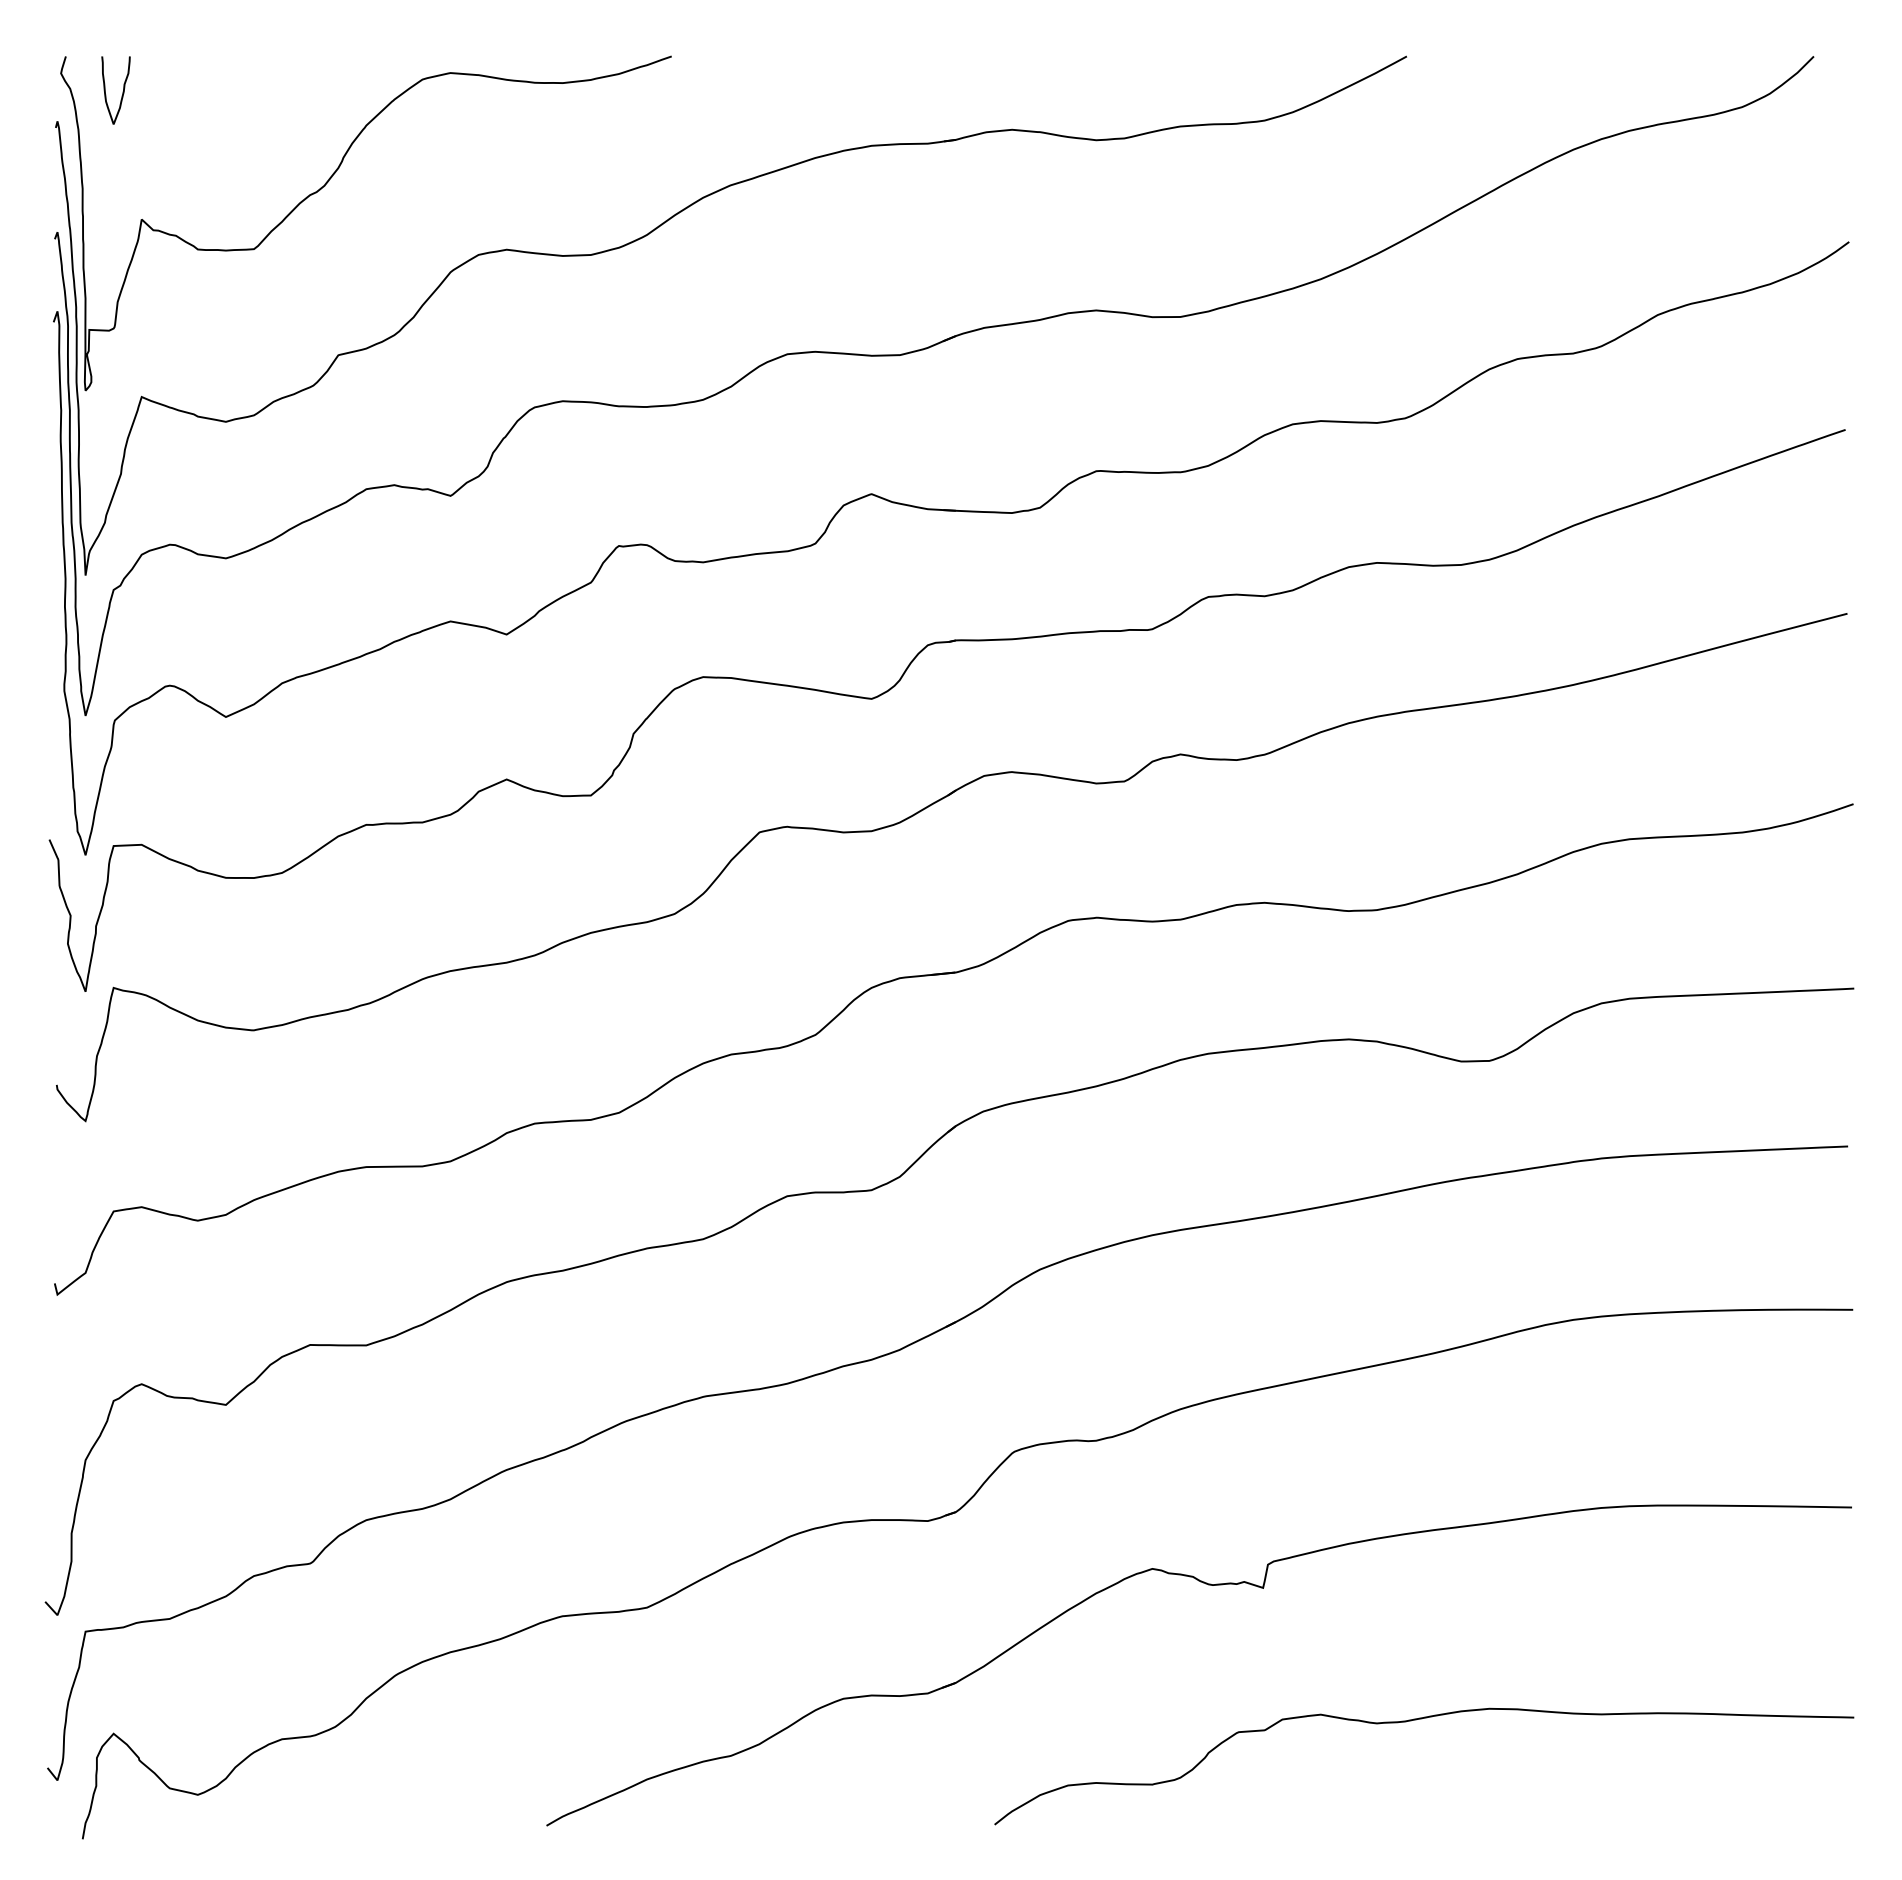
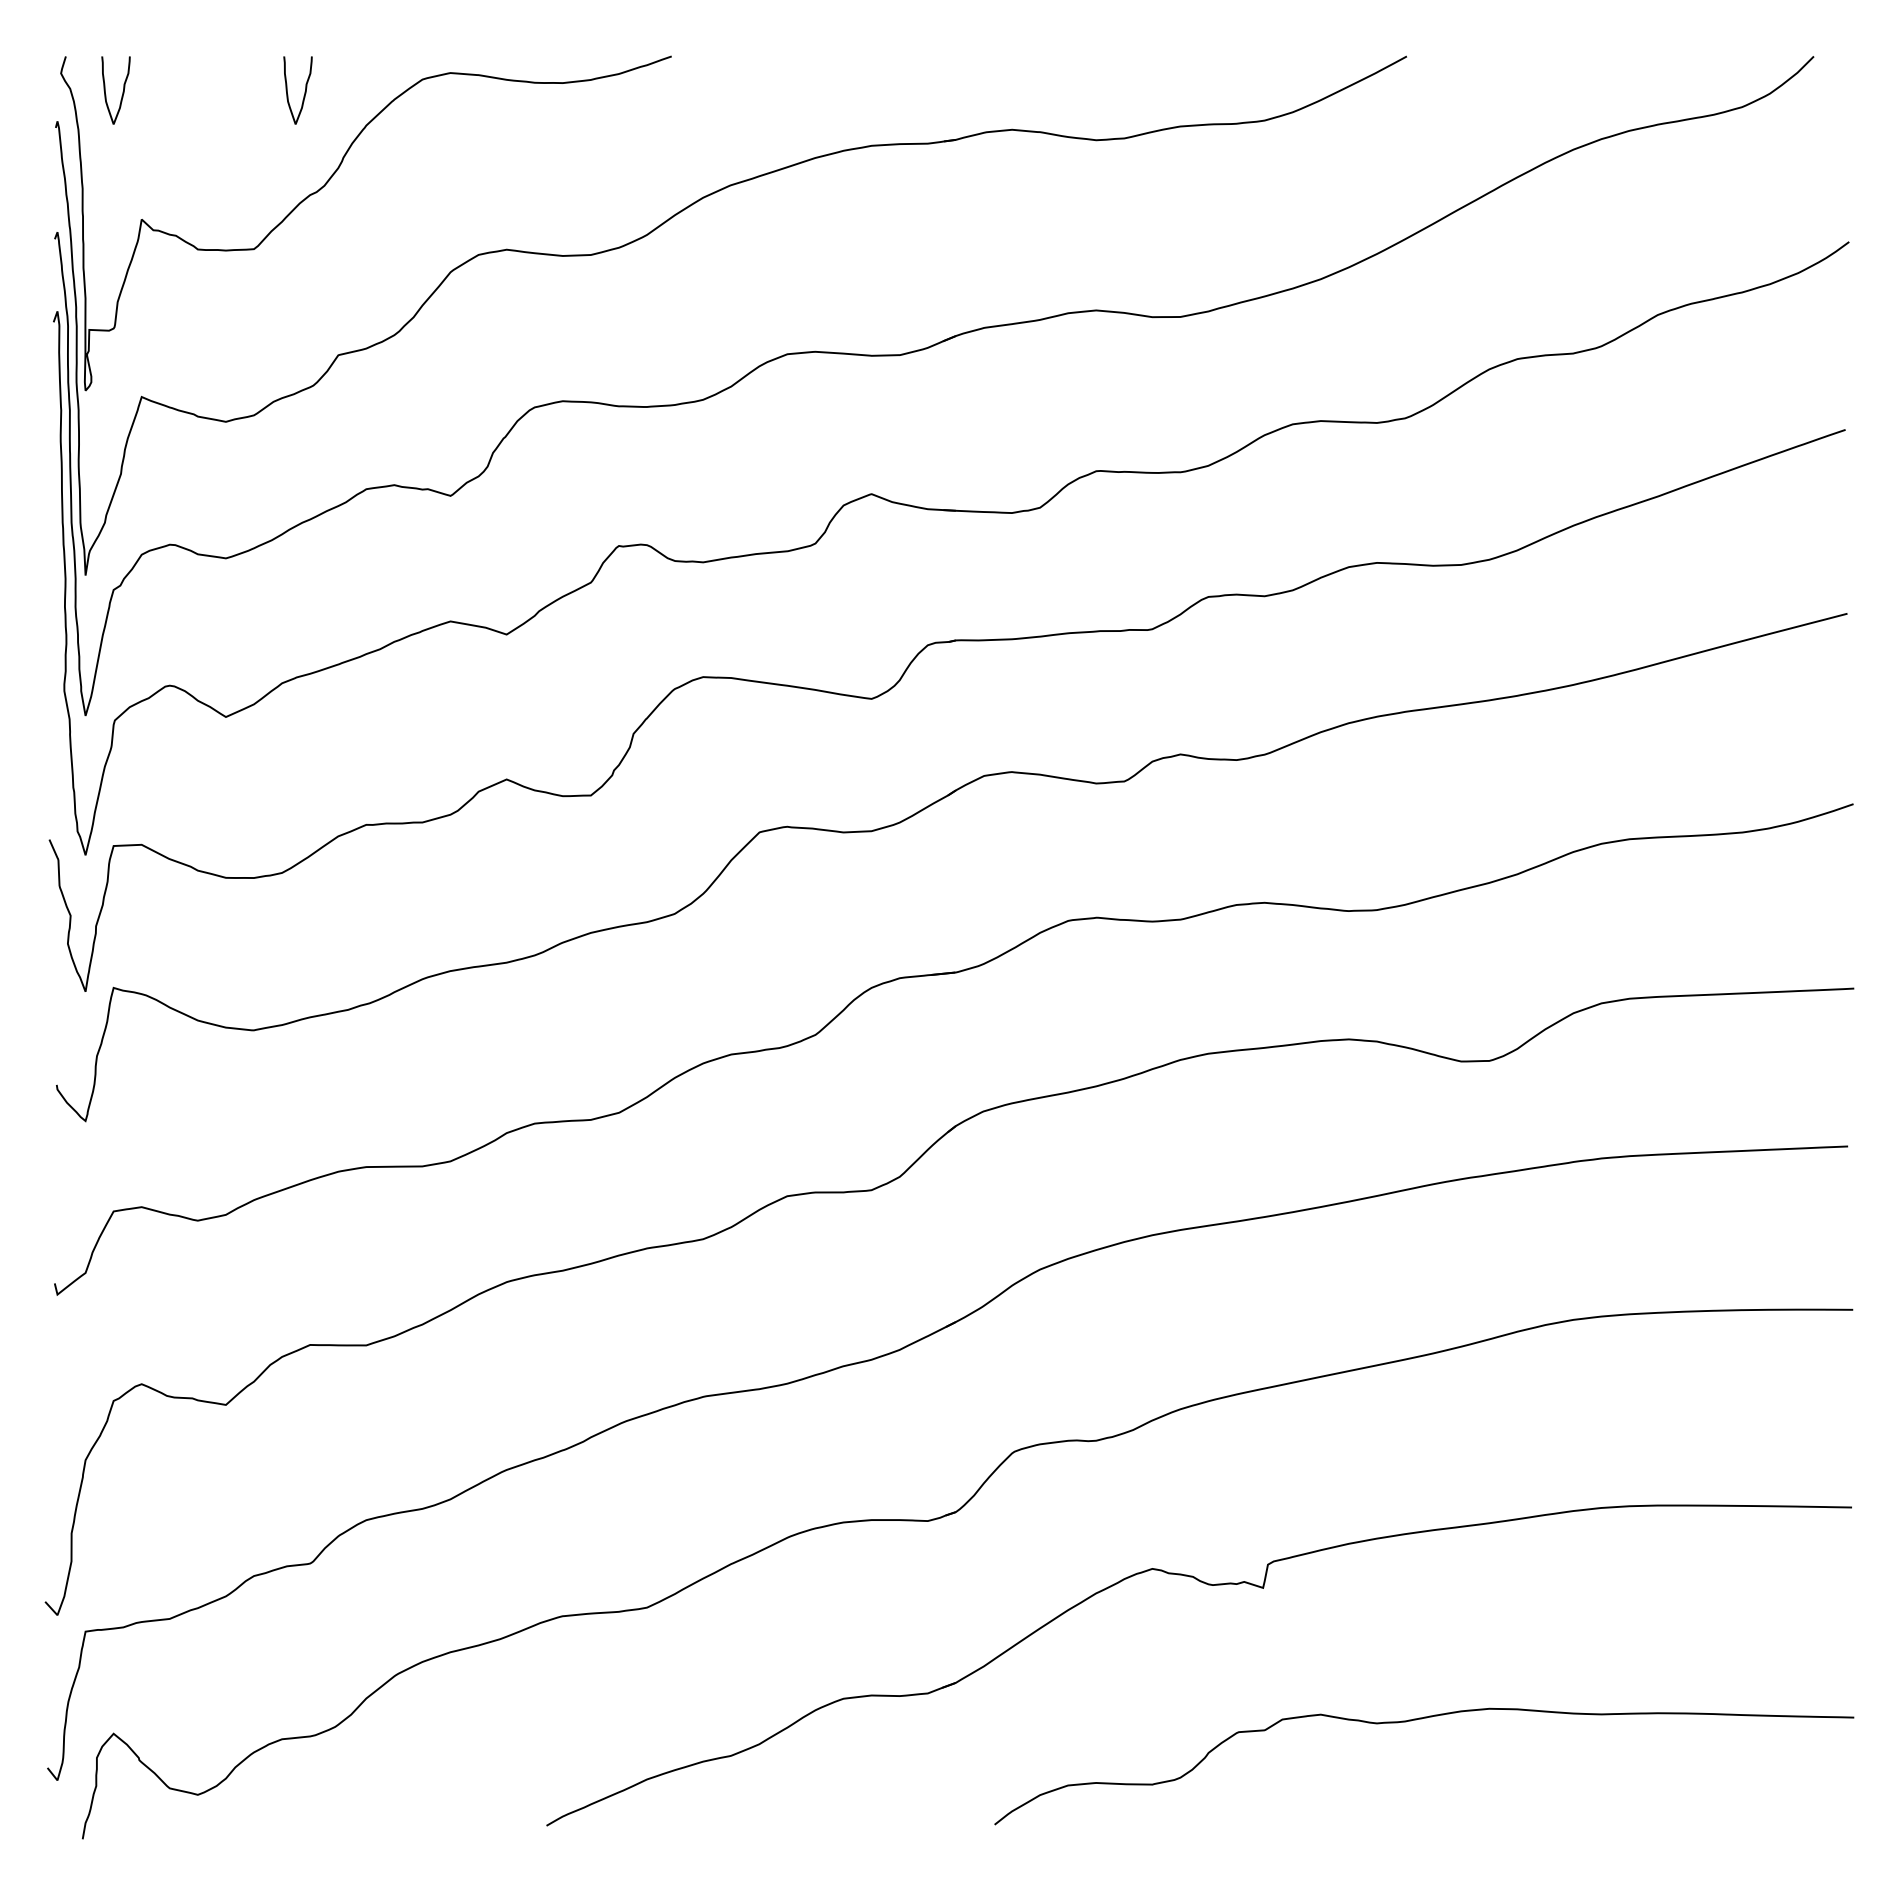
curve: none -> present (304, 91)
